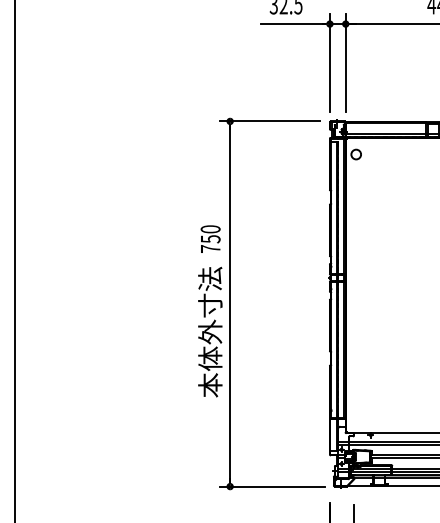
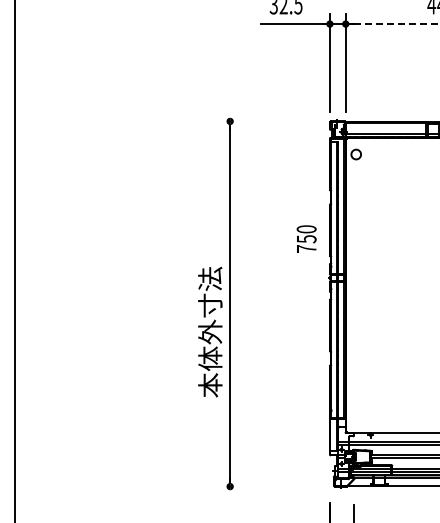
line: solid -> dashed (394, 24)
line: present -> none (270, 121)
text position: (210, 238) -> (306, 238) (306, 238)
line: present -> none (272, 486)
